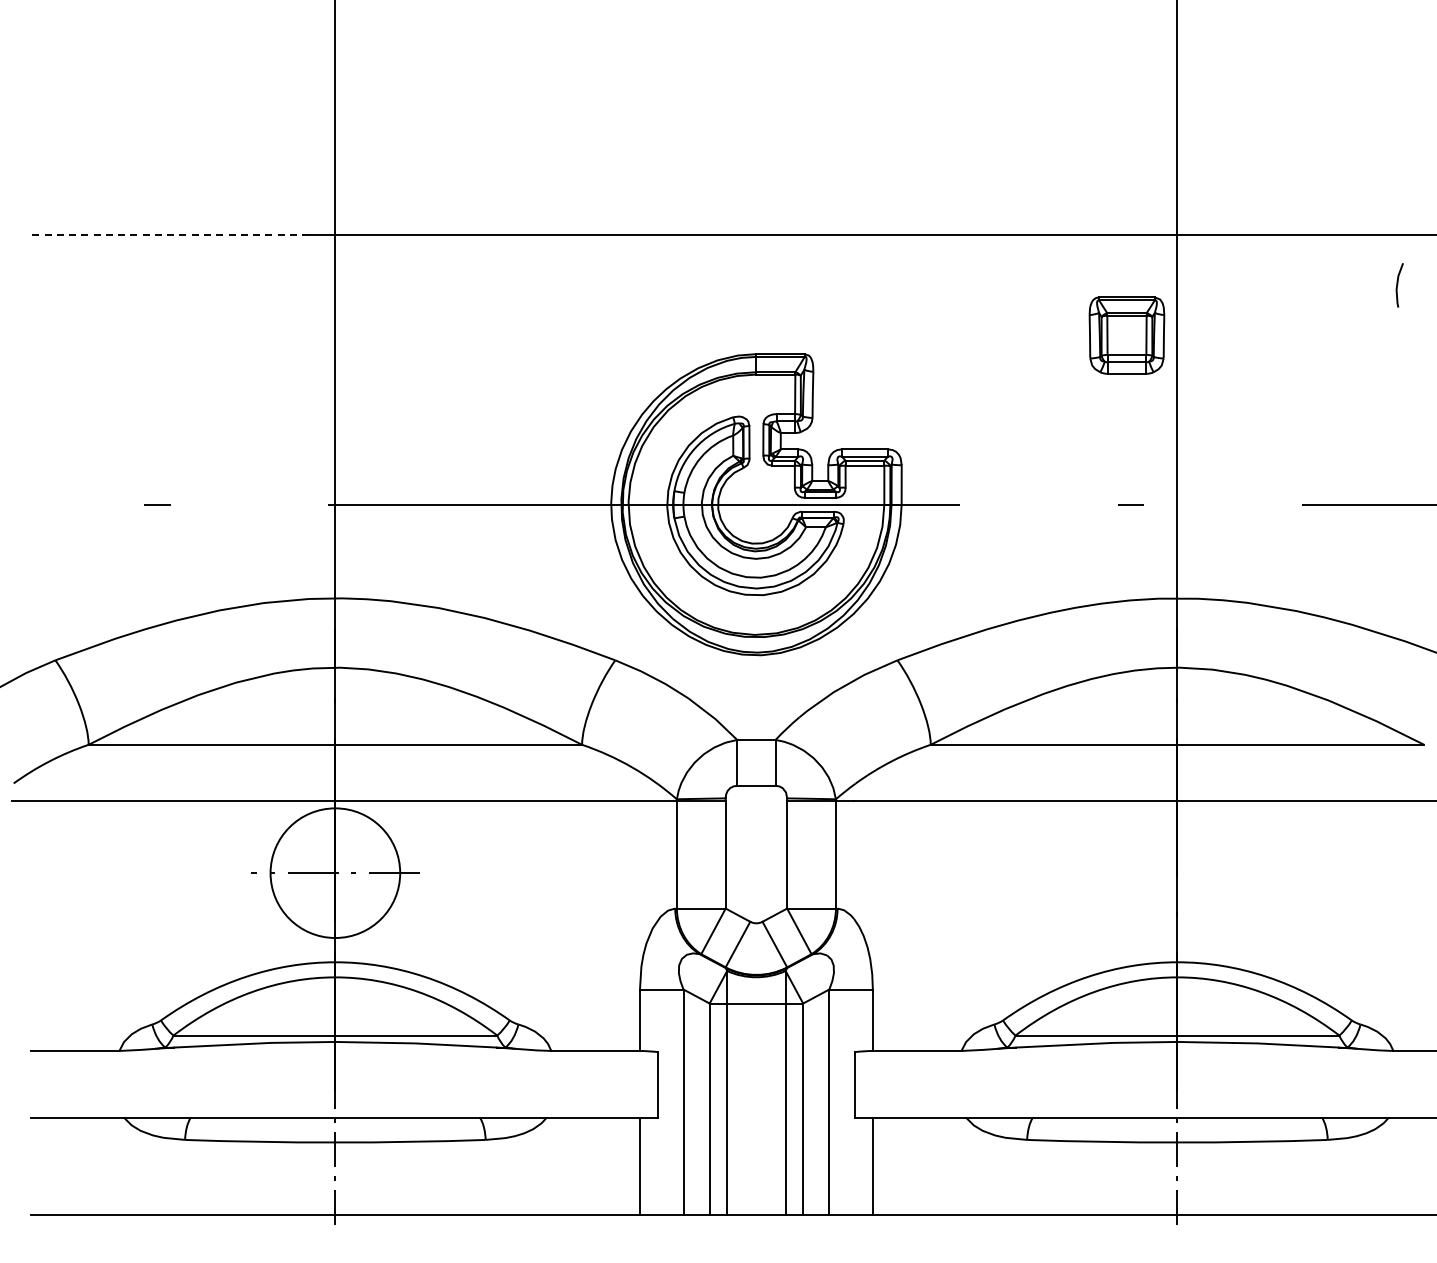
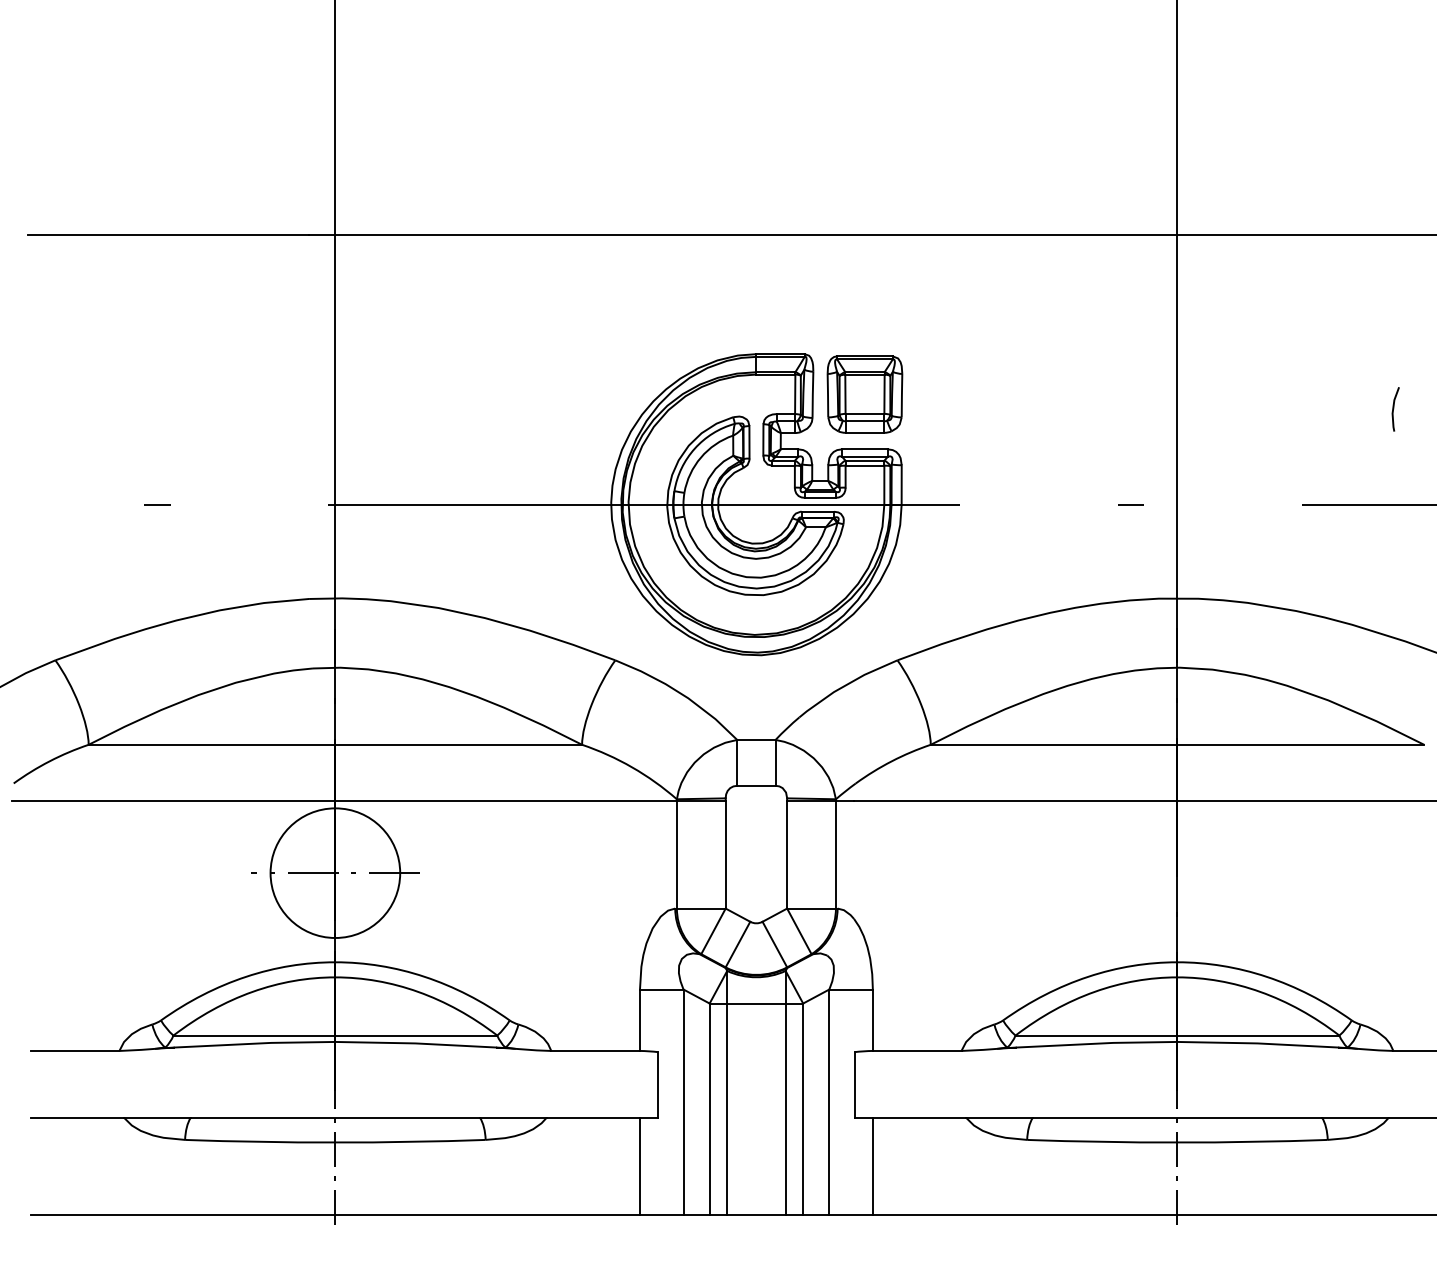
line: dashed -> solid (168, 235)
line position: (1398, 284) -> (1394, 408) (1394, 408)
part position: (1126, 335) -> (864, 394) (864, 394)
